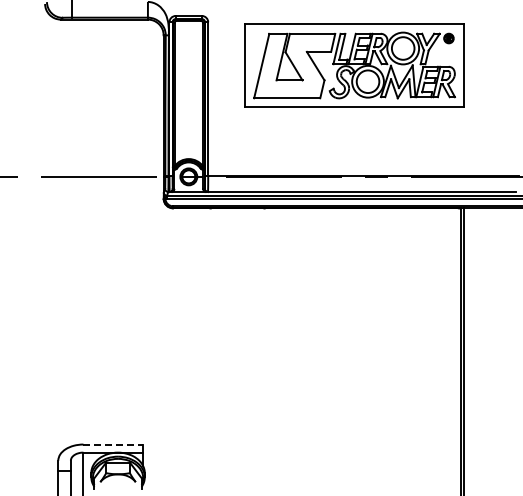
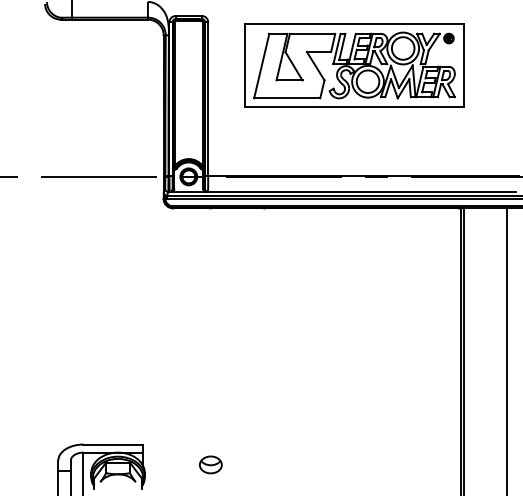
line: none -> present (506, 350)
line: dashed -> solid (113, 444)
part: none -> present (210, 464)
